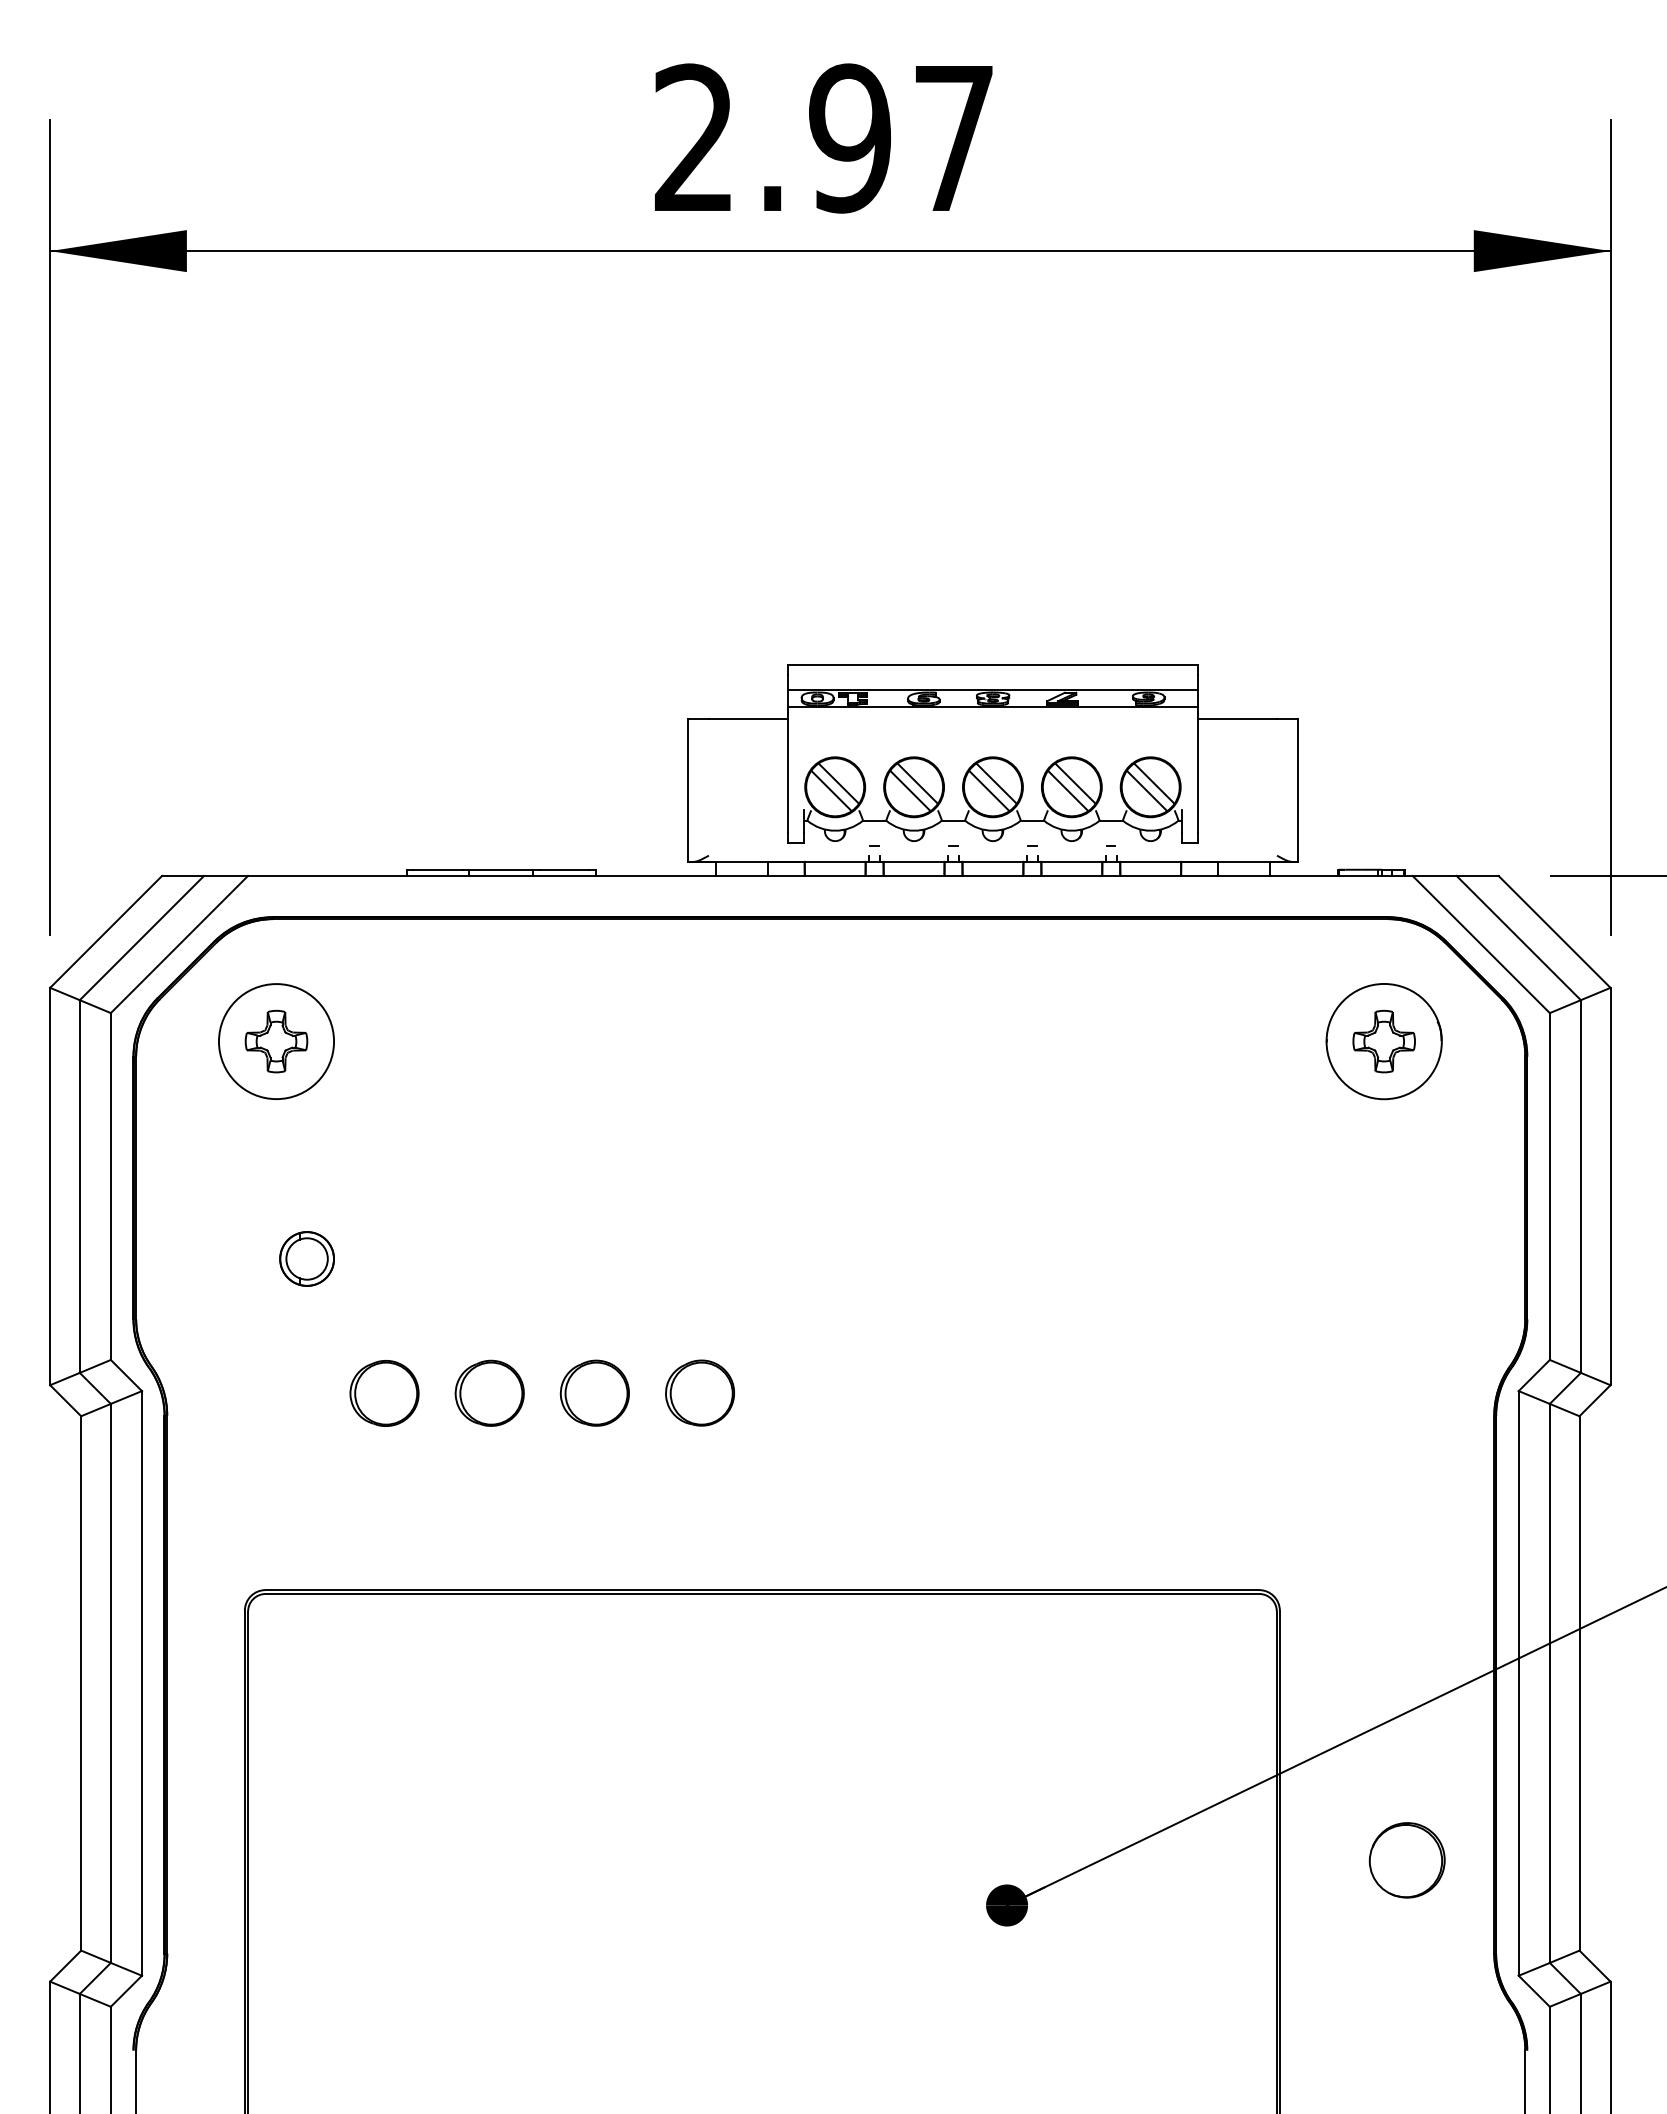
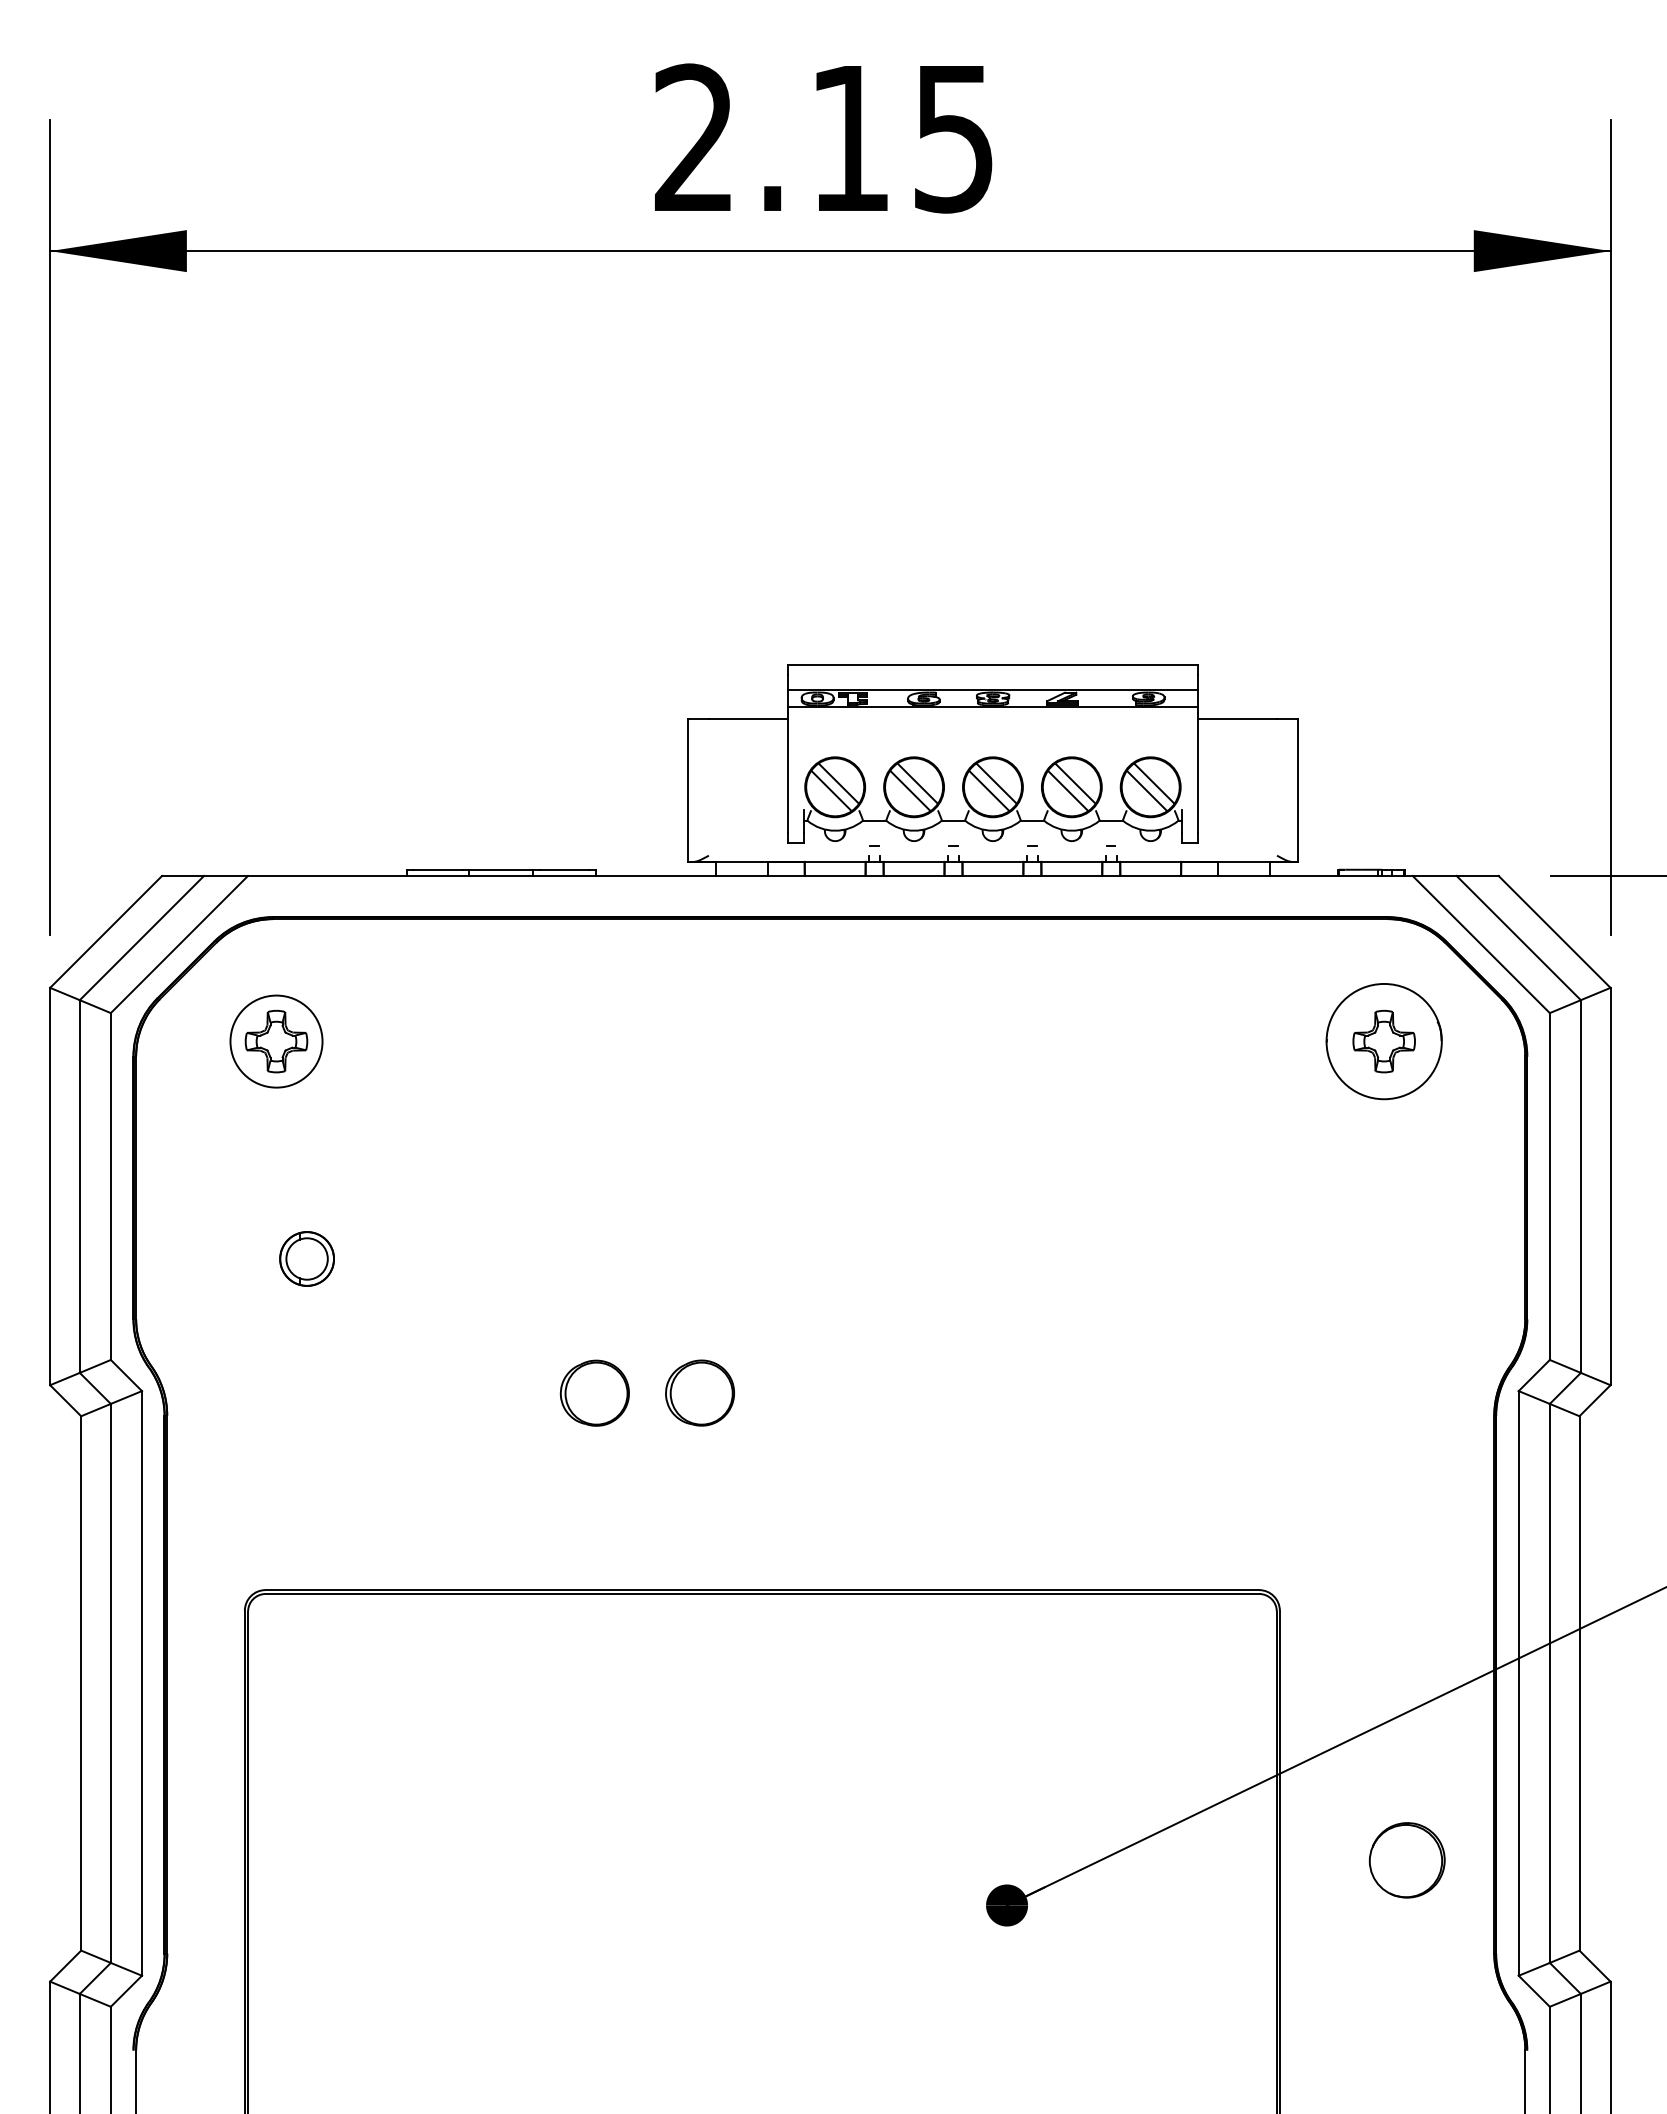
text: 2.97 -> 2.15 (900, 138)
circle diameter: 115 px -> 92 px (276, 1041)
part: present -> none (489, 1392)
part: present -> none (384, 1393)
